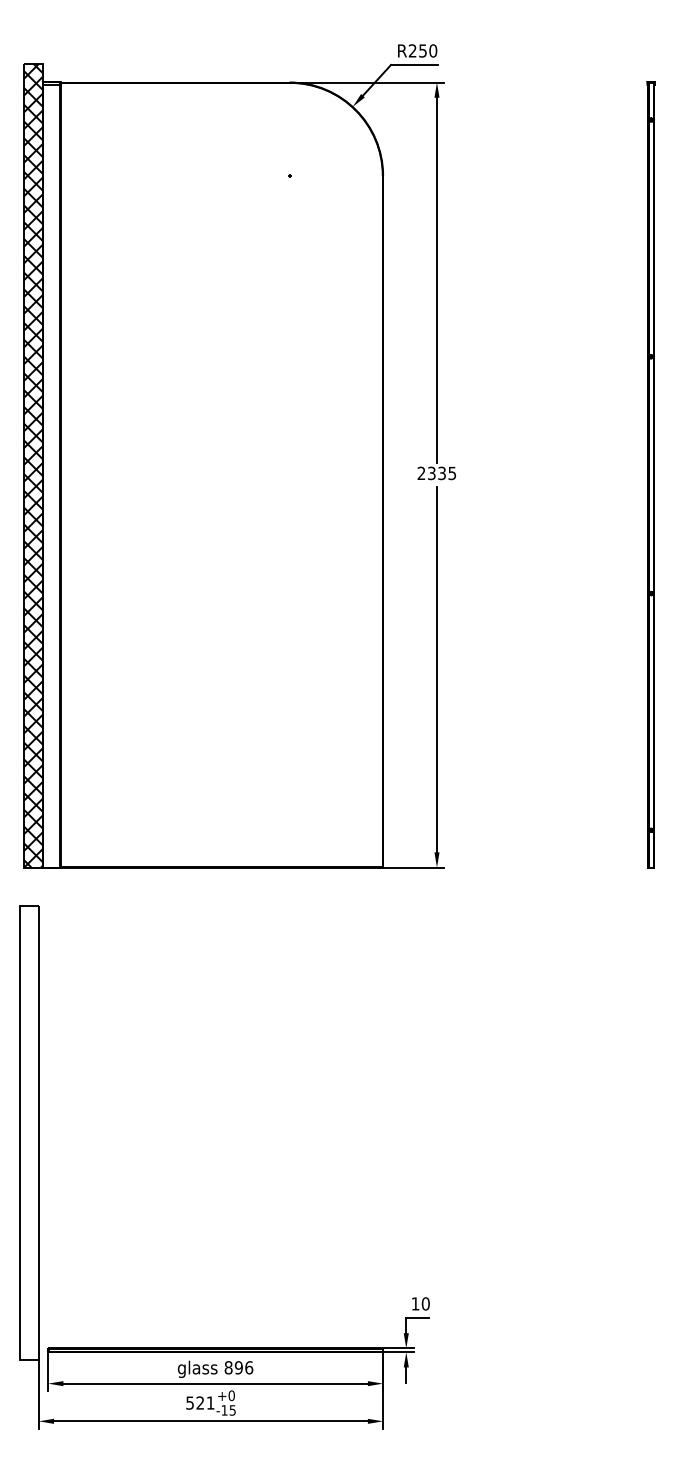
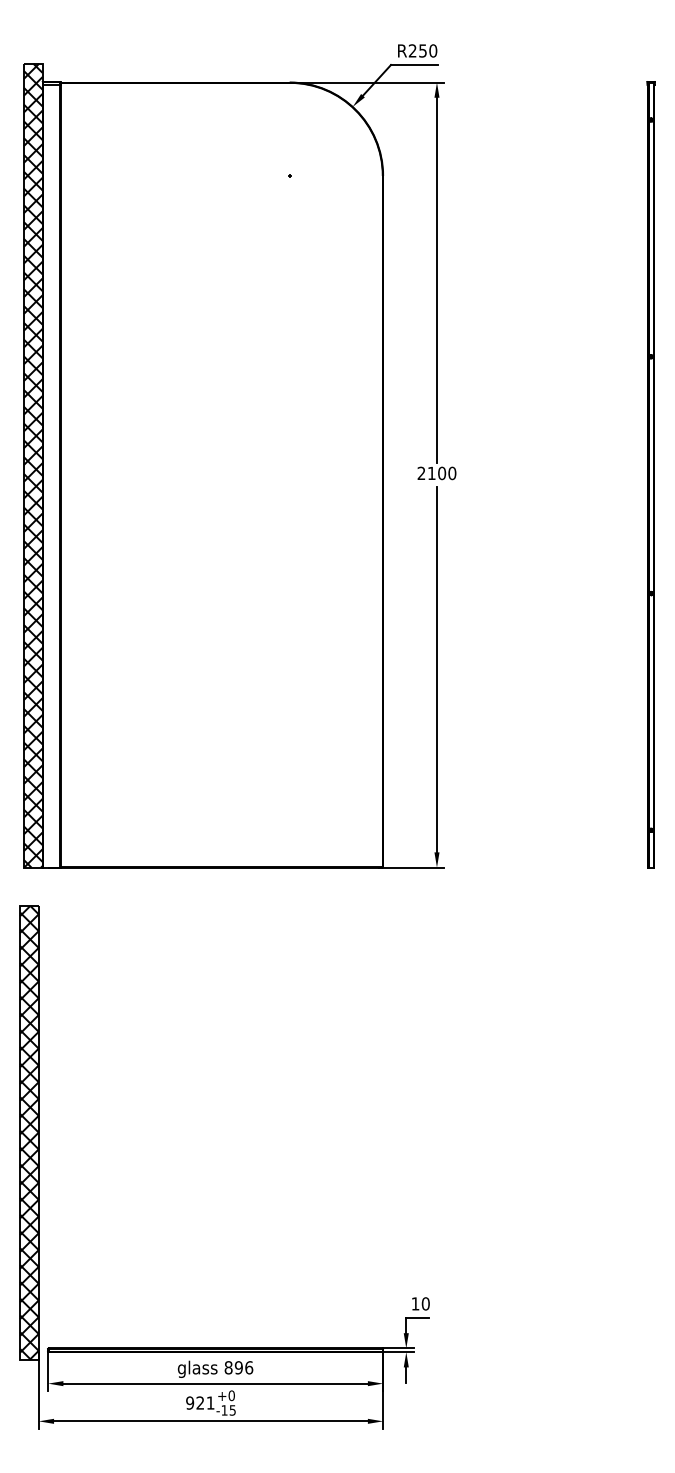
text: 2335 -> 2100 (442, 473)
hatch: none -> present (29, 1132)
text: 521 -> 921 (190, 1402)
